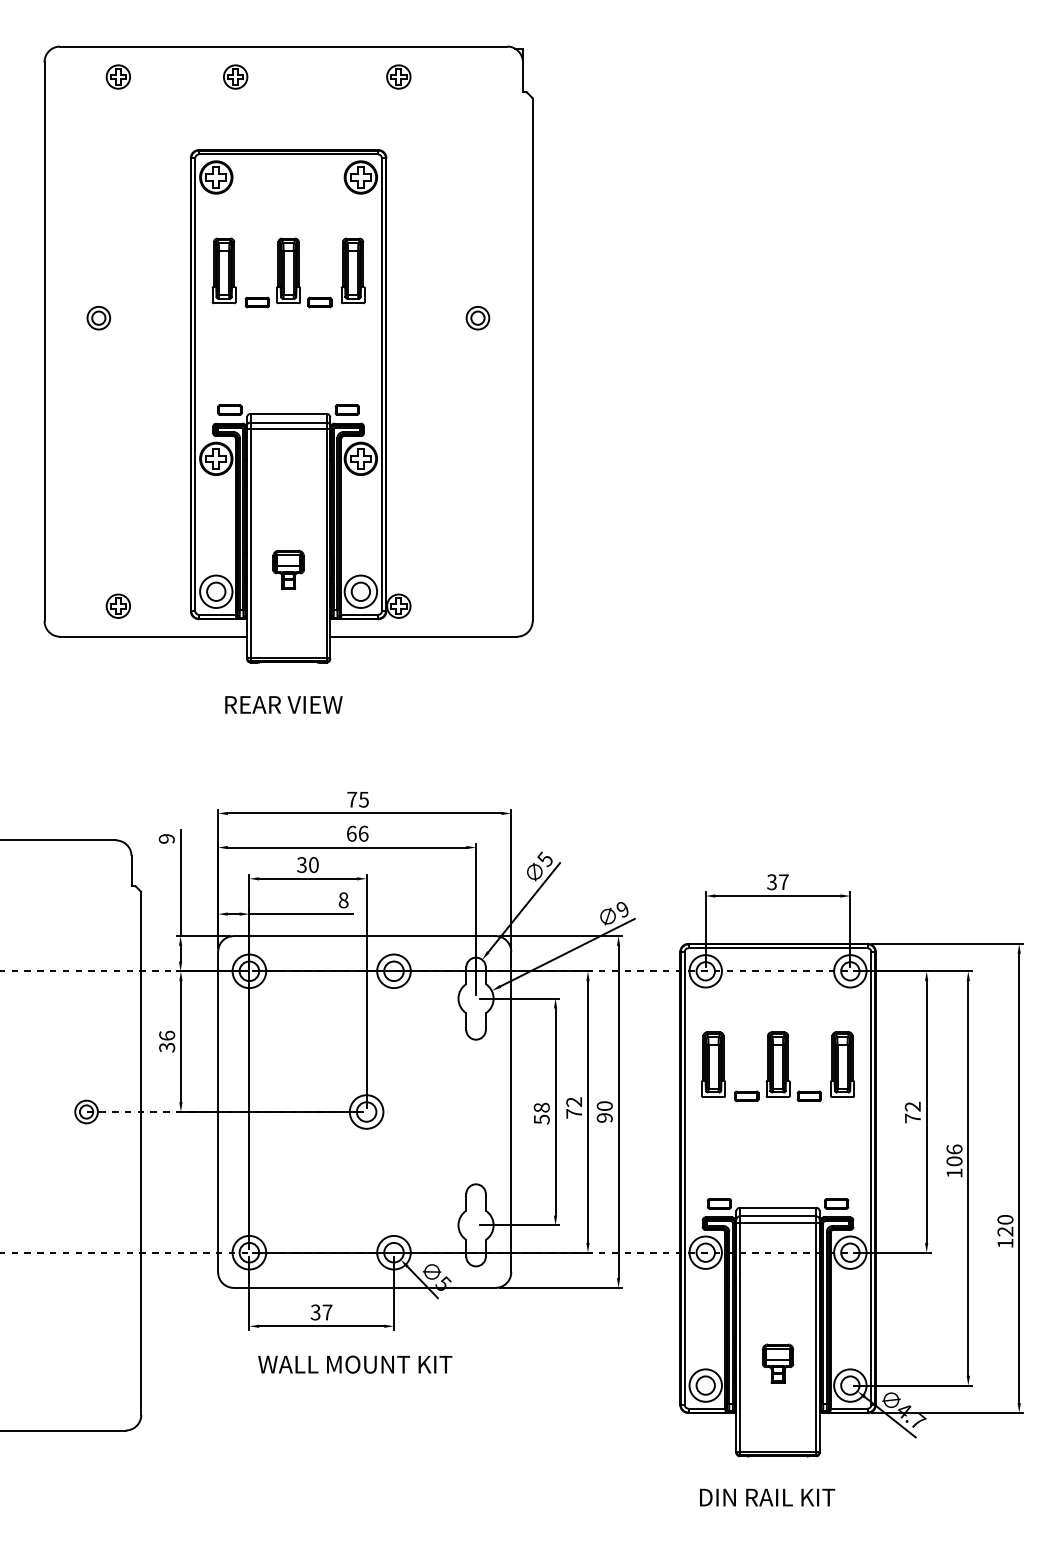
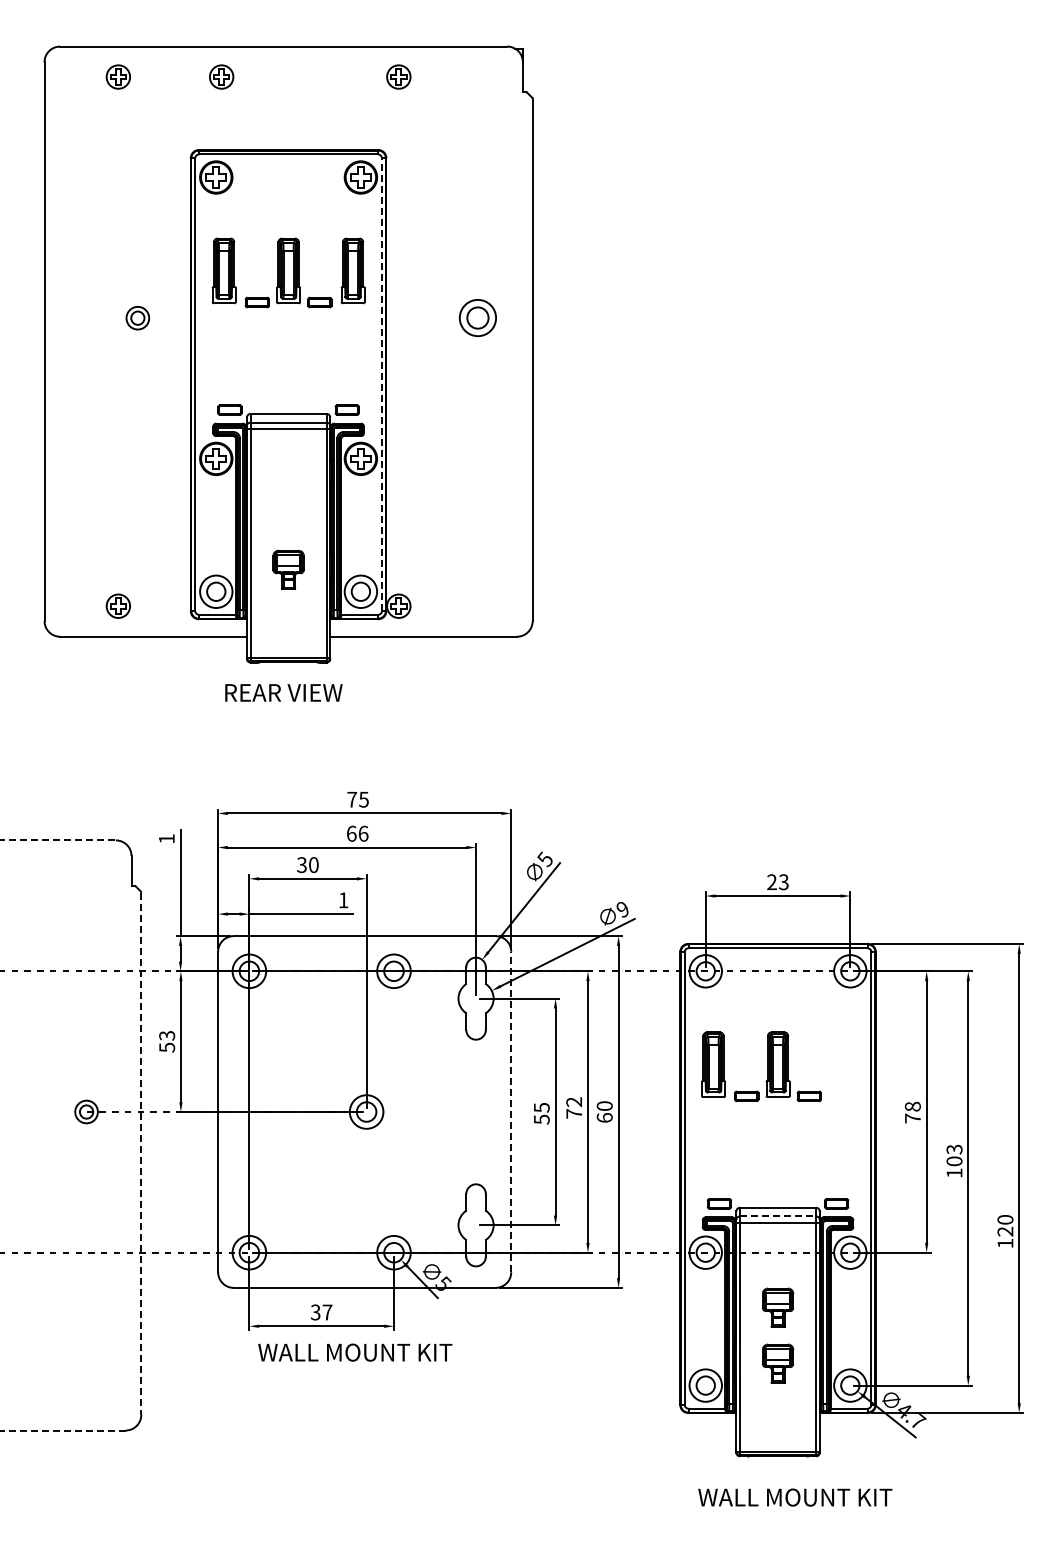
part position: (235, 76) -> (221, 76) (221, 76)
part position: (98, 318) -> (137, 318) (137, 318)
part size: 26x25 px -> 39x38 px (477, 317)
line: solid -> dashed (381, 384)
text position: (283, 704) -> (283, 692) (283, 692)
text: 9 -> 1 (166, 838)
line: solid -> dashed (57, 840)
text: 37 -> 23 (777, 882)
text: 8 -> 1 (343, 900)
text: 36 -> 53 (167, 1040)
part: present -> none (842, 1064)
text: 72 -> 78 (912, 1106)
text: 58 -> 55 (541, 1107)
line: solid -> dashed (511, 1111)
text: 90 -> 60 (604, 1117)
text: 106 -> 103 (954, 1149)
line: solid -> dashed (141, 1154)
line: solid -> dashed (778, 1216)
part: none -> present (778, 1307)
text position: (355, 1364) -> (355, 1352) (355, 1352)
line: solid -> dashed (62, 1430)
text: DIN RAIL KIT -> WALL MOUNT KIT (795, 1497)
